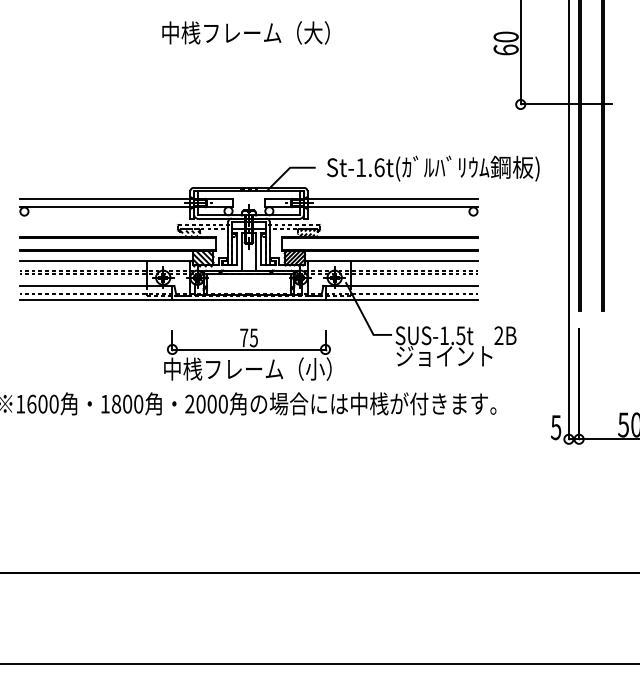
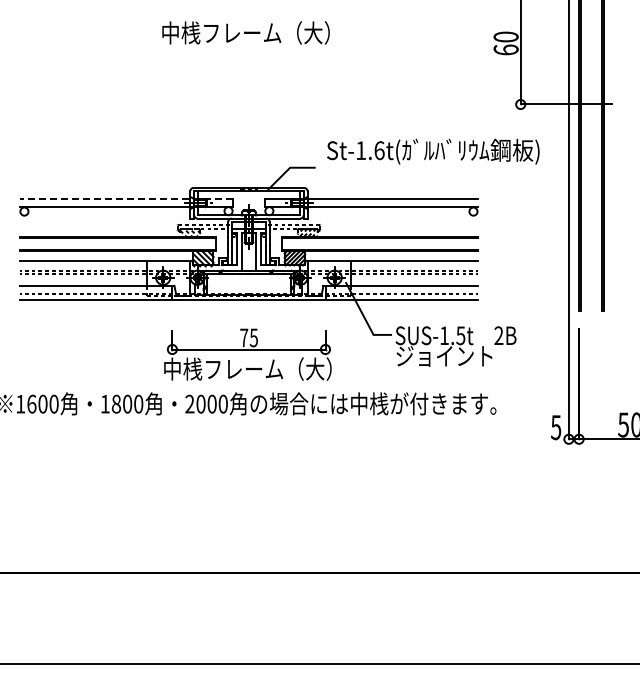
text position: (433, 168) -> (433, 151) (433, 151)
line: solid -> dashed (125, 198)
text: 中桟フレーム（小） -> 中桟フレーム（大） (315, 368)
